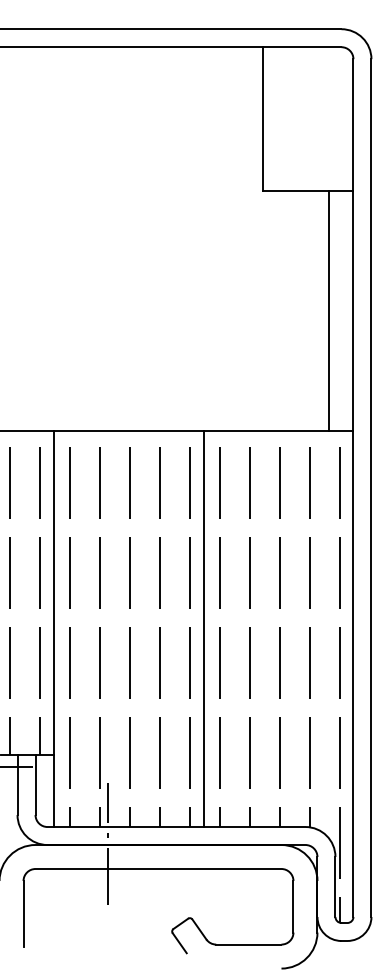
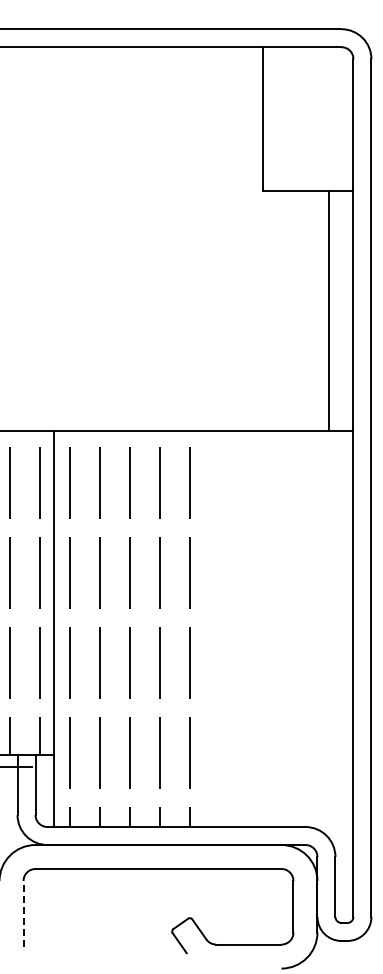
line: present -> none (203, 629)
hatch: present -> none (280, 684)
line: present -> none (107, 843)
line: solid -> dashed (23, 913)
